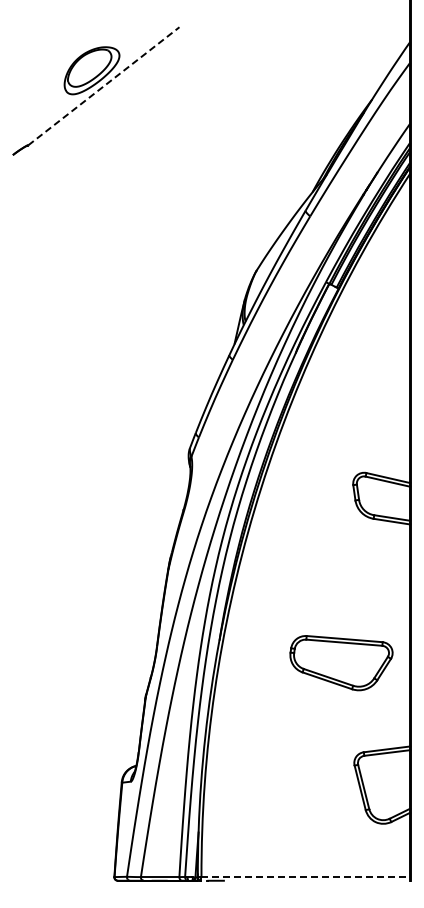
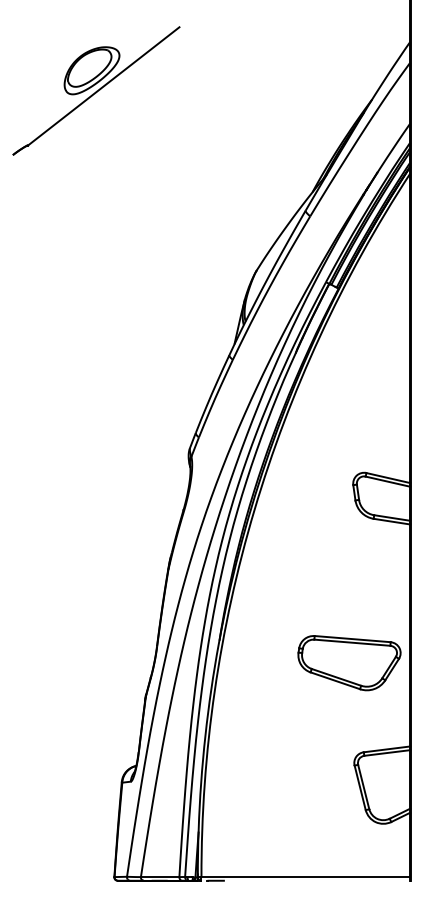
line: dashed -> solid (103, 86)
part position: (341, 663) -> (349, 663) (349, 663)
line: dashed -> solid (306, 877)
